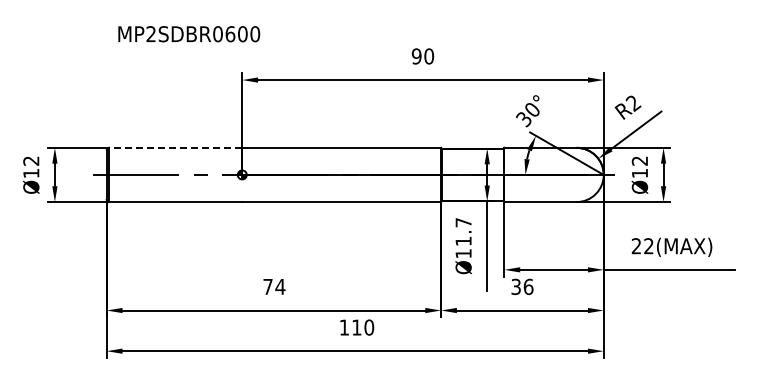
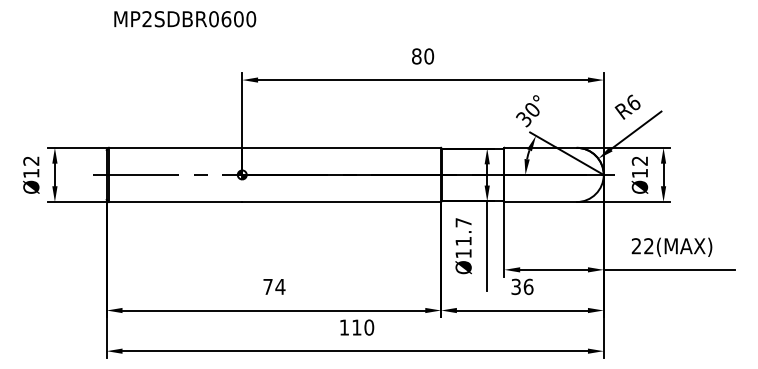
text position: (189, 34) -> (185, 19) (185, 19)
text: 90 -> 80 (416, 56)
text: R2 -> R6 (633, 102)
line: dashed -> solid (175, 147)
